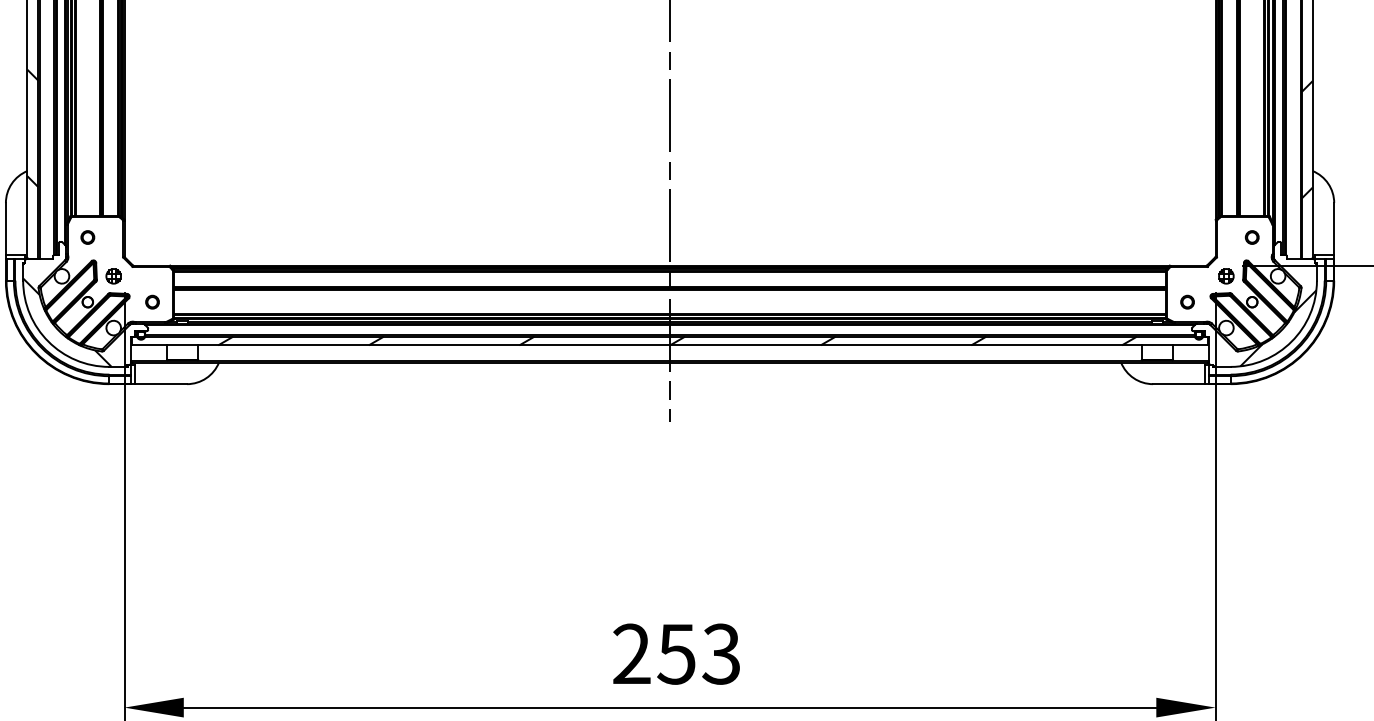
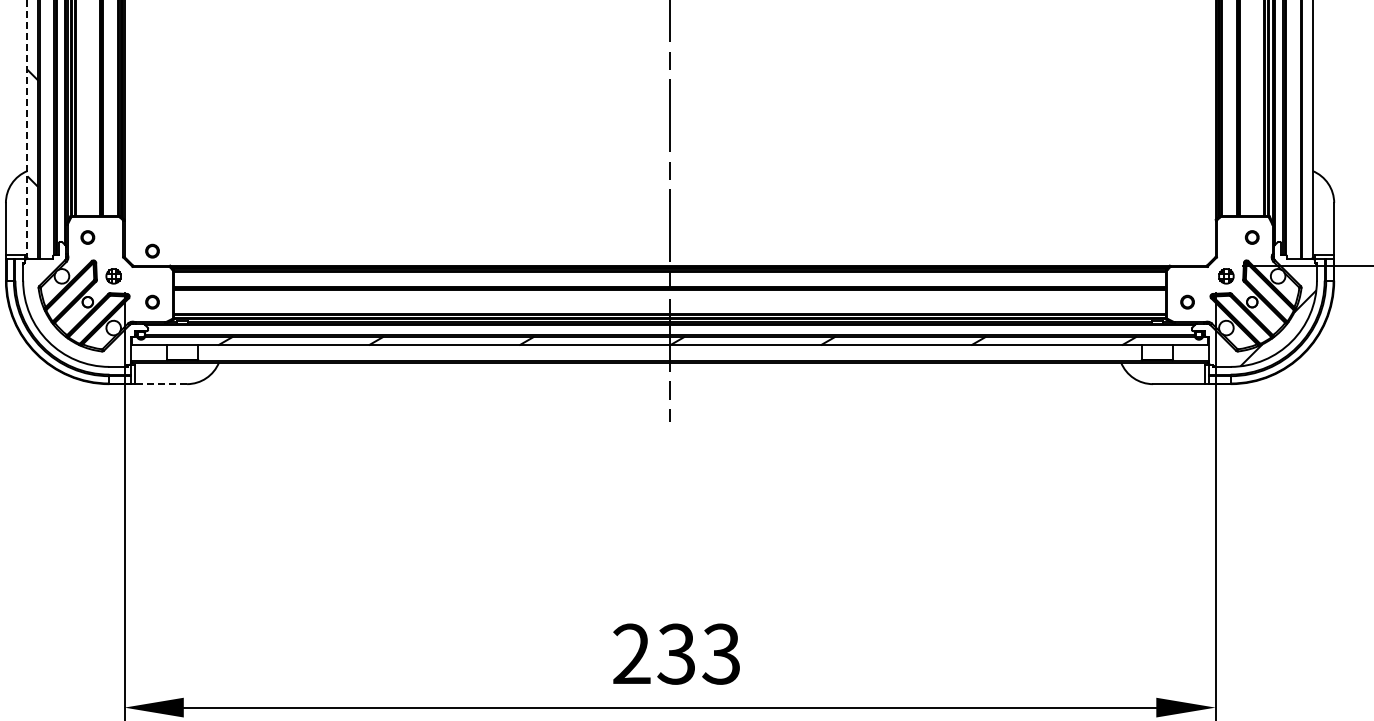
line: solid -> dashed (27, 130)
hatch: present -> none (1306, 139)
part: none -> present (152, 250)
hatch: present -> none (67, 322)
line: solid -> dashed (161, 384)
text: 253 -> 233 (676, 653)
